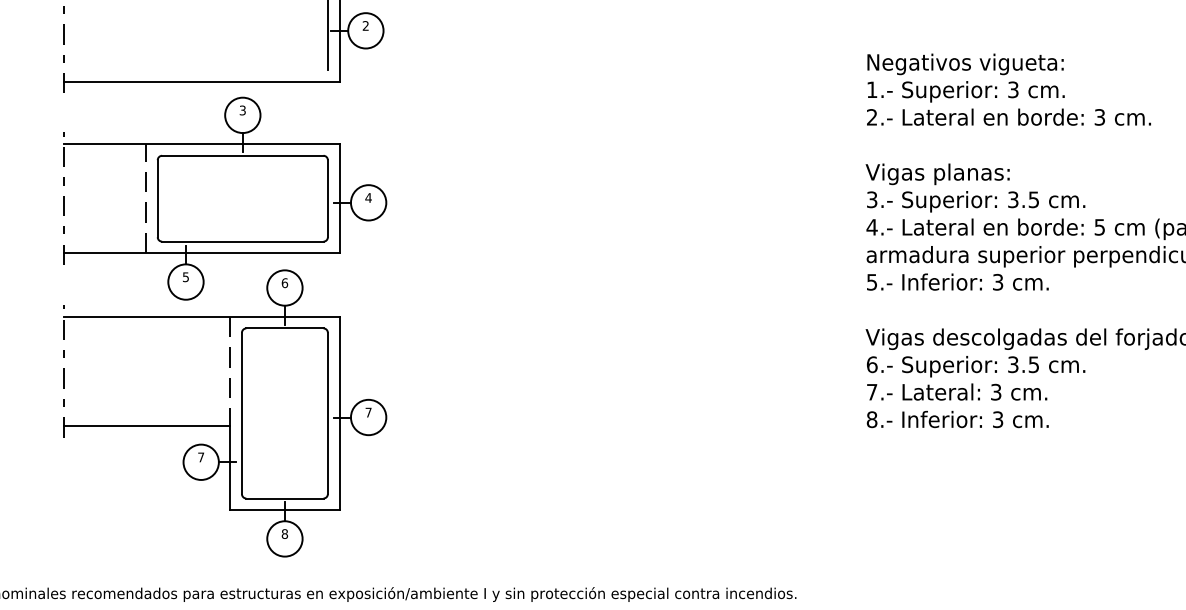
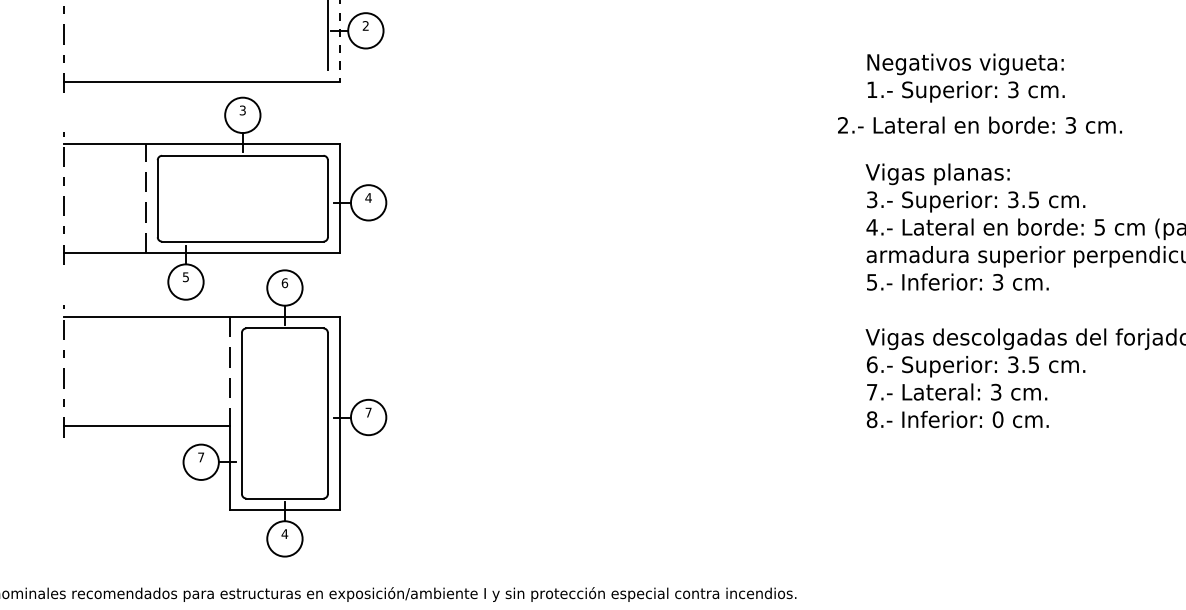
line: solid -> dashed (339, 41)
text position: (1008, 116) -> (979, 124) (979, 124)
text: 3 -> 0 (997, 419)
text: 8 -> 4 (284, 533)
